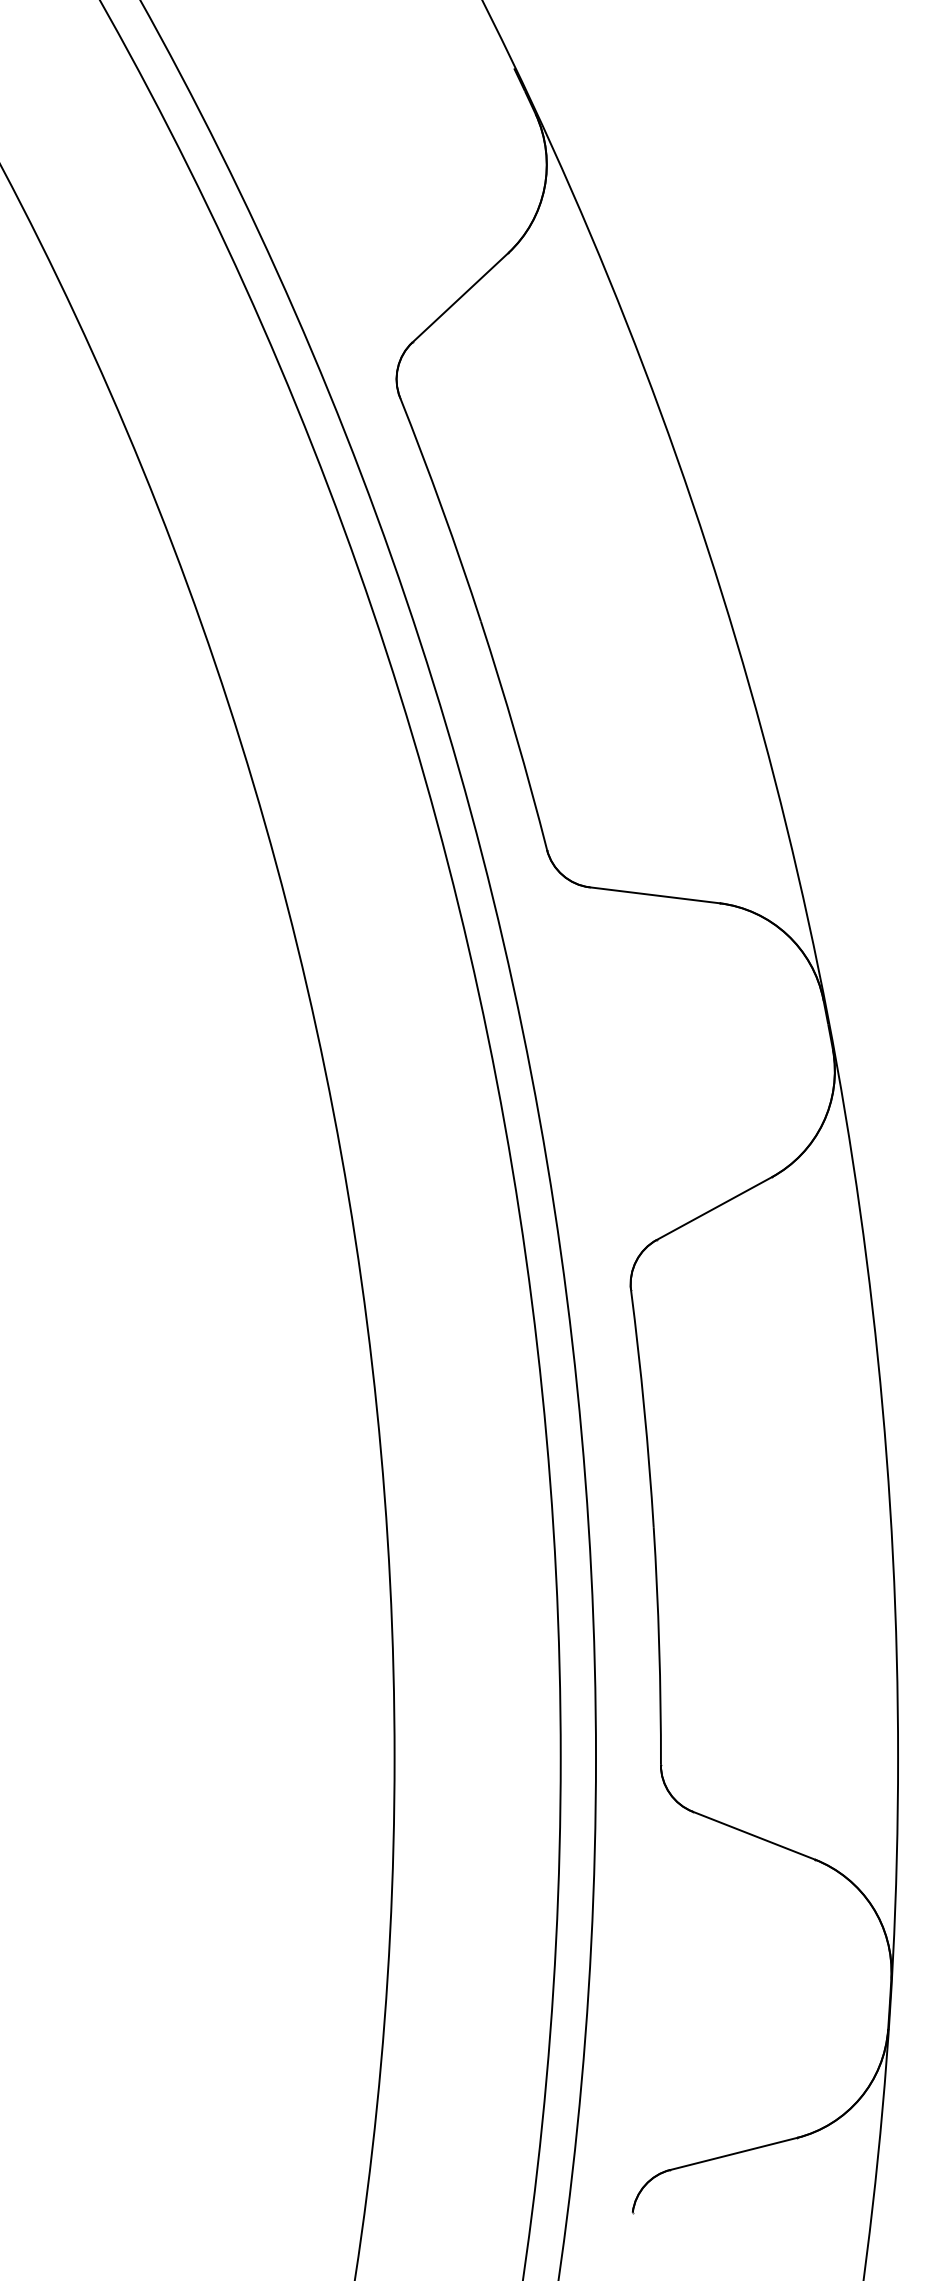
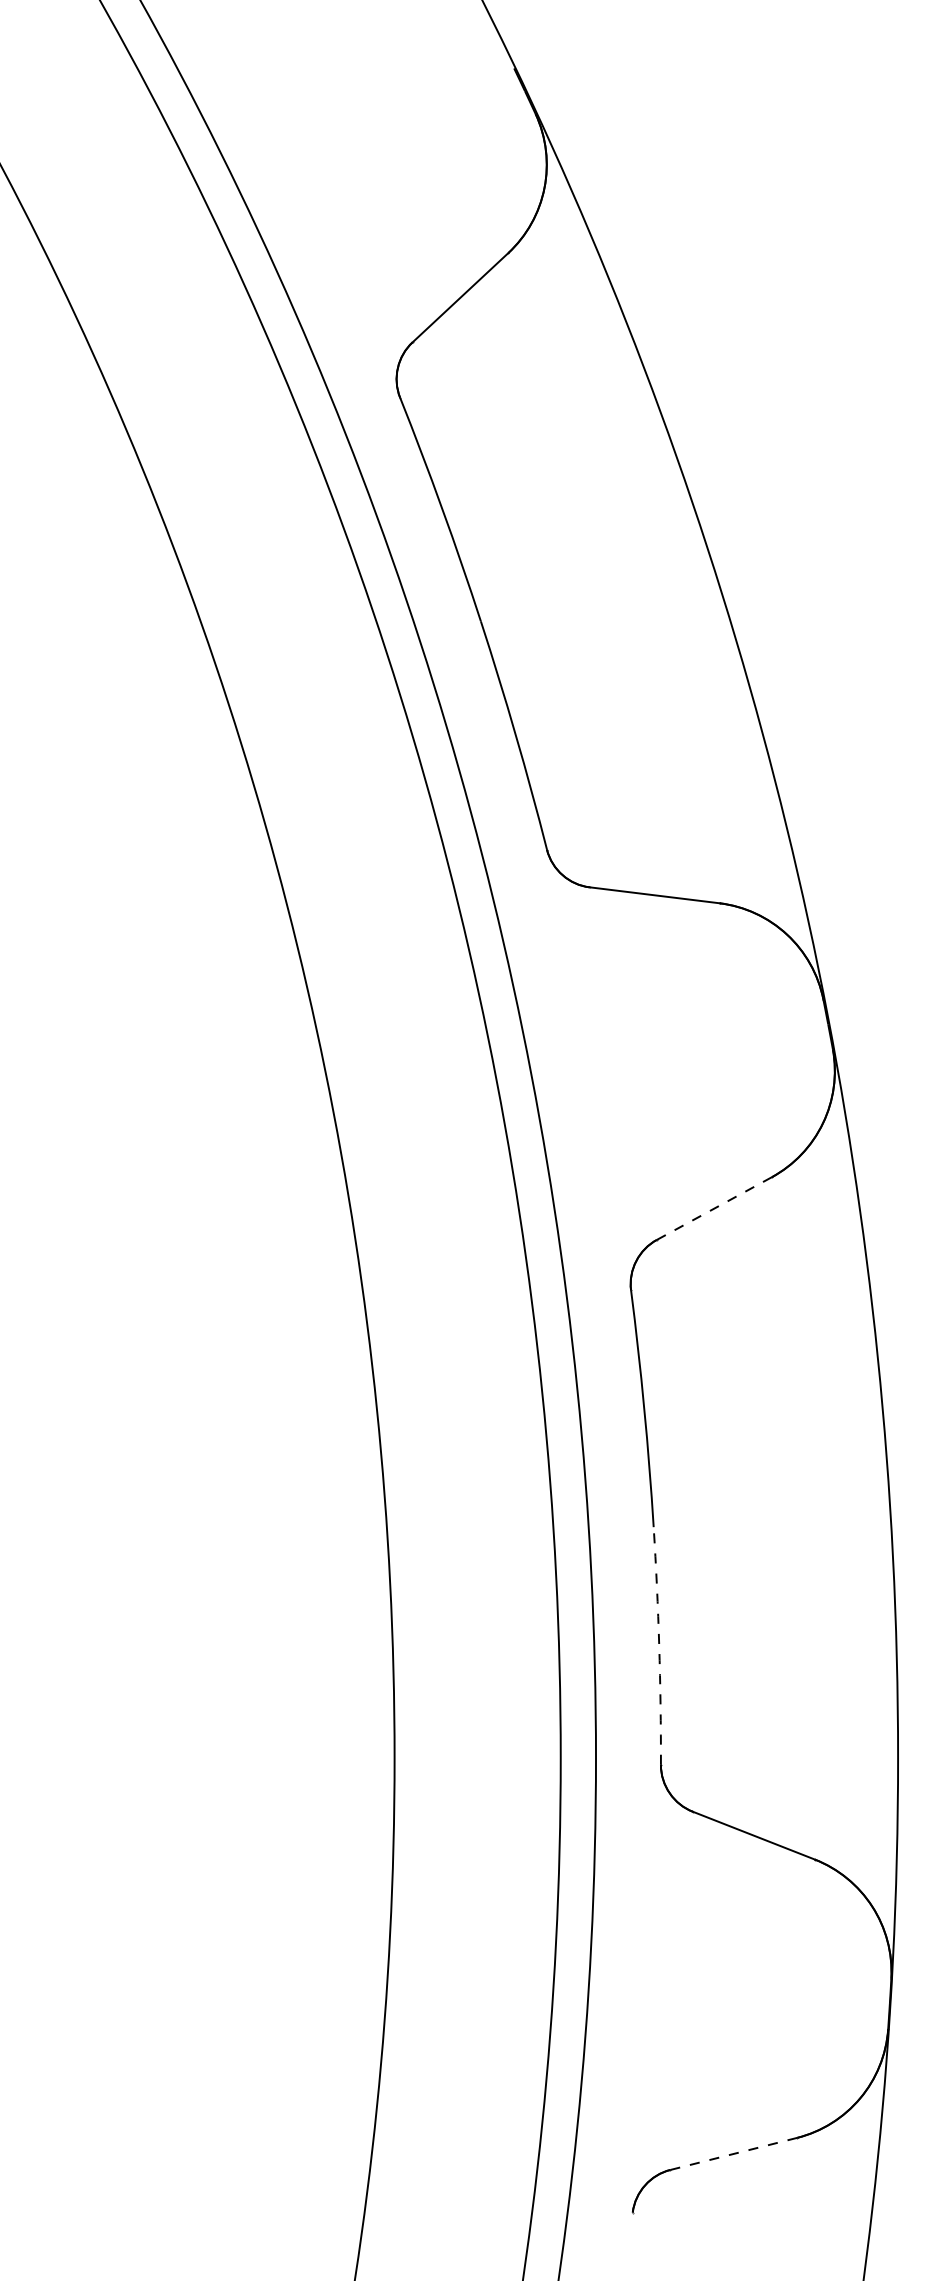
line: solid -> dashed (714, 1208)
arc: solid -> dashed (659, 1645)
line: solid -> dashed (734, 2153)
